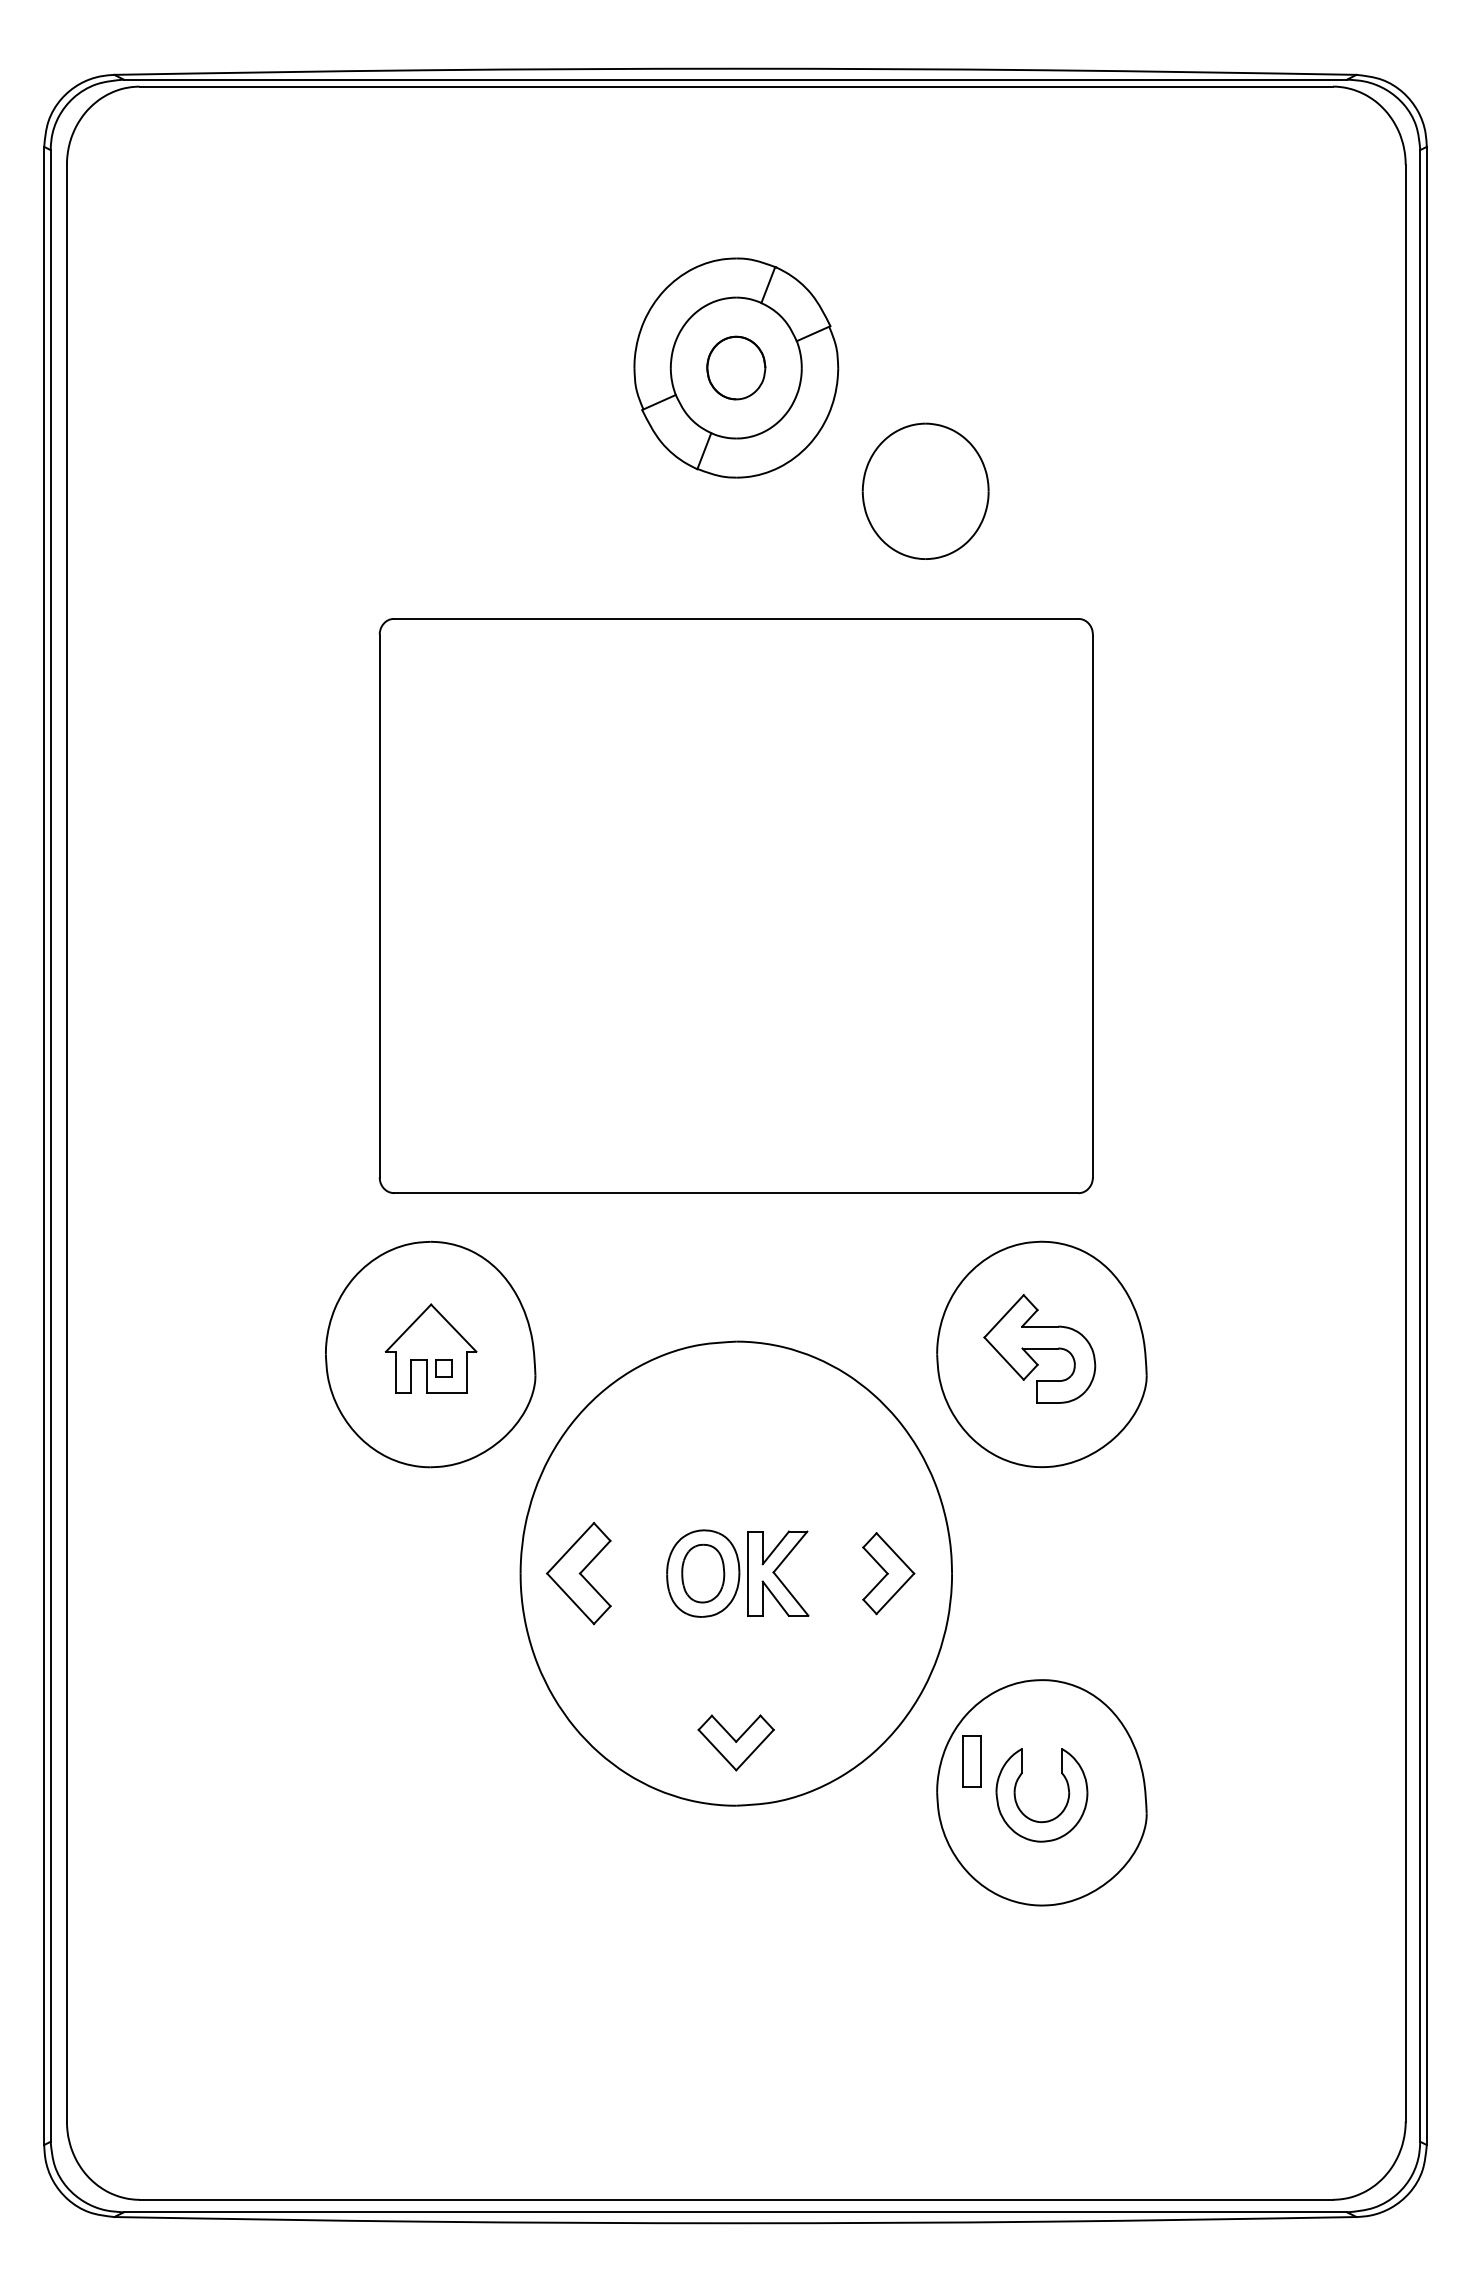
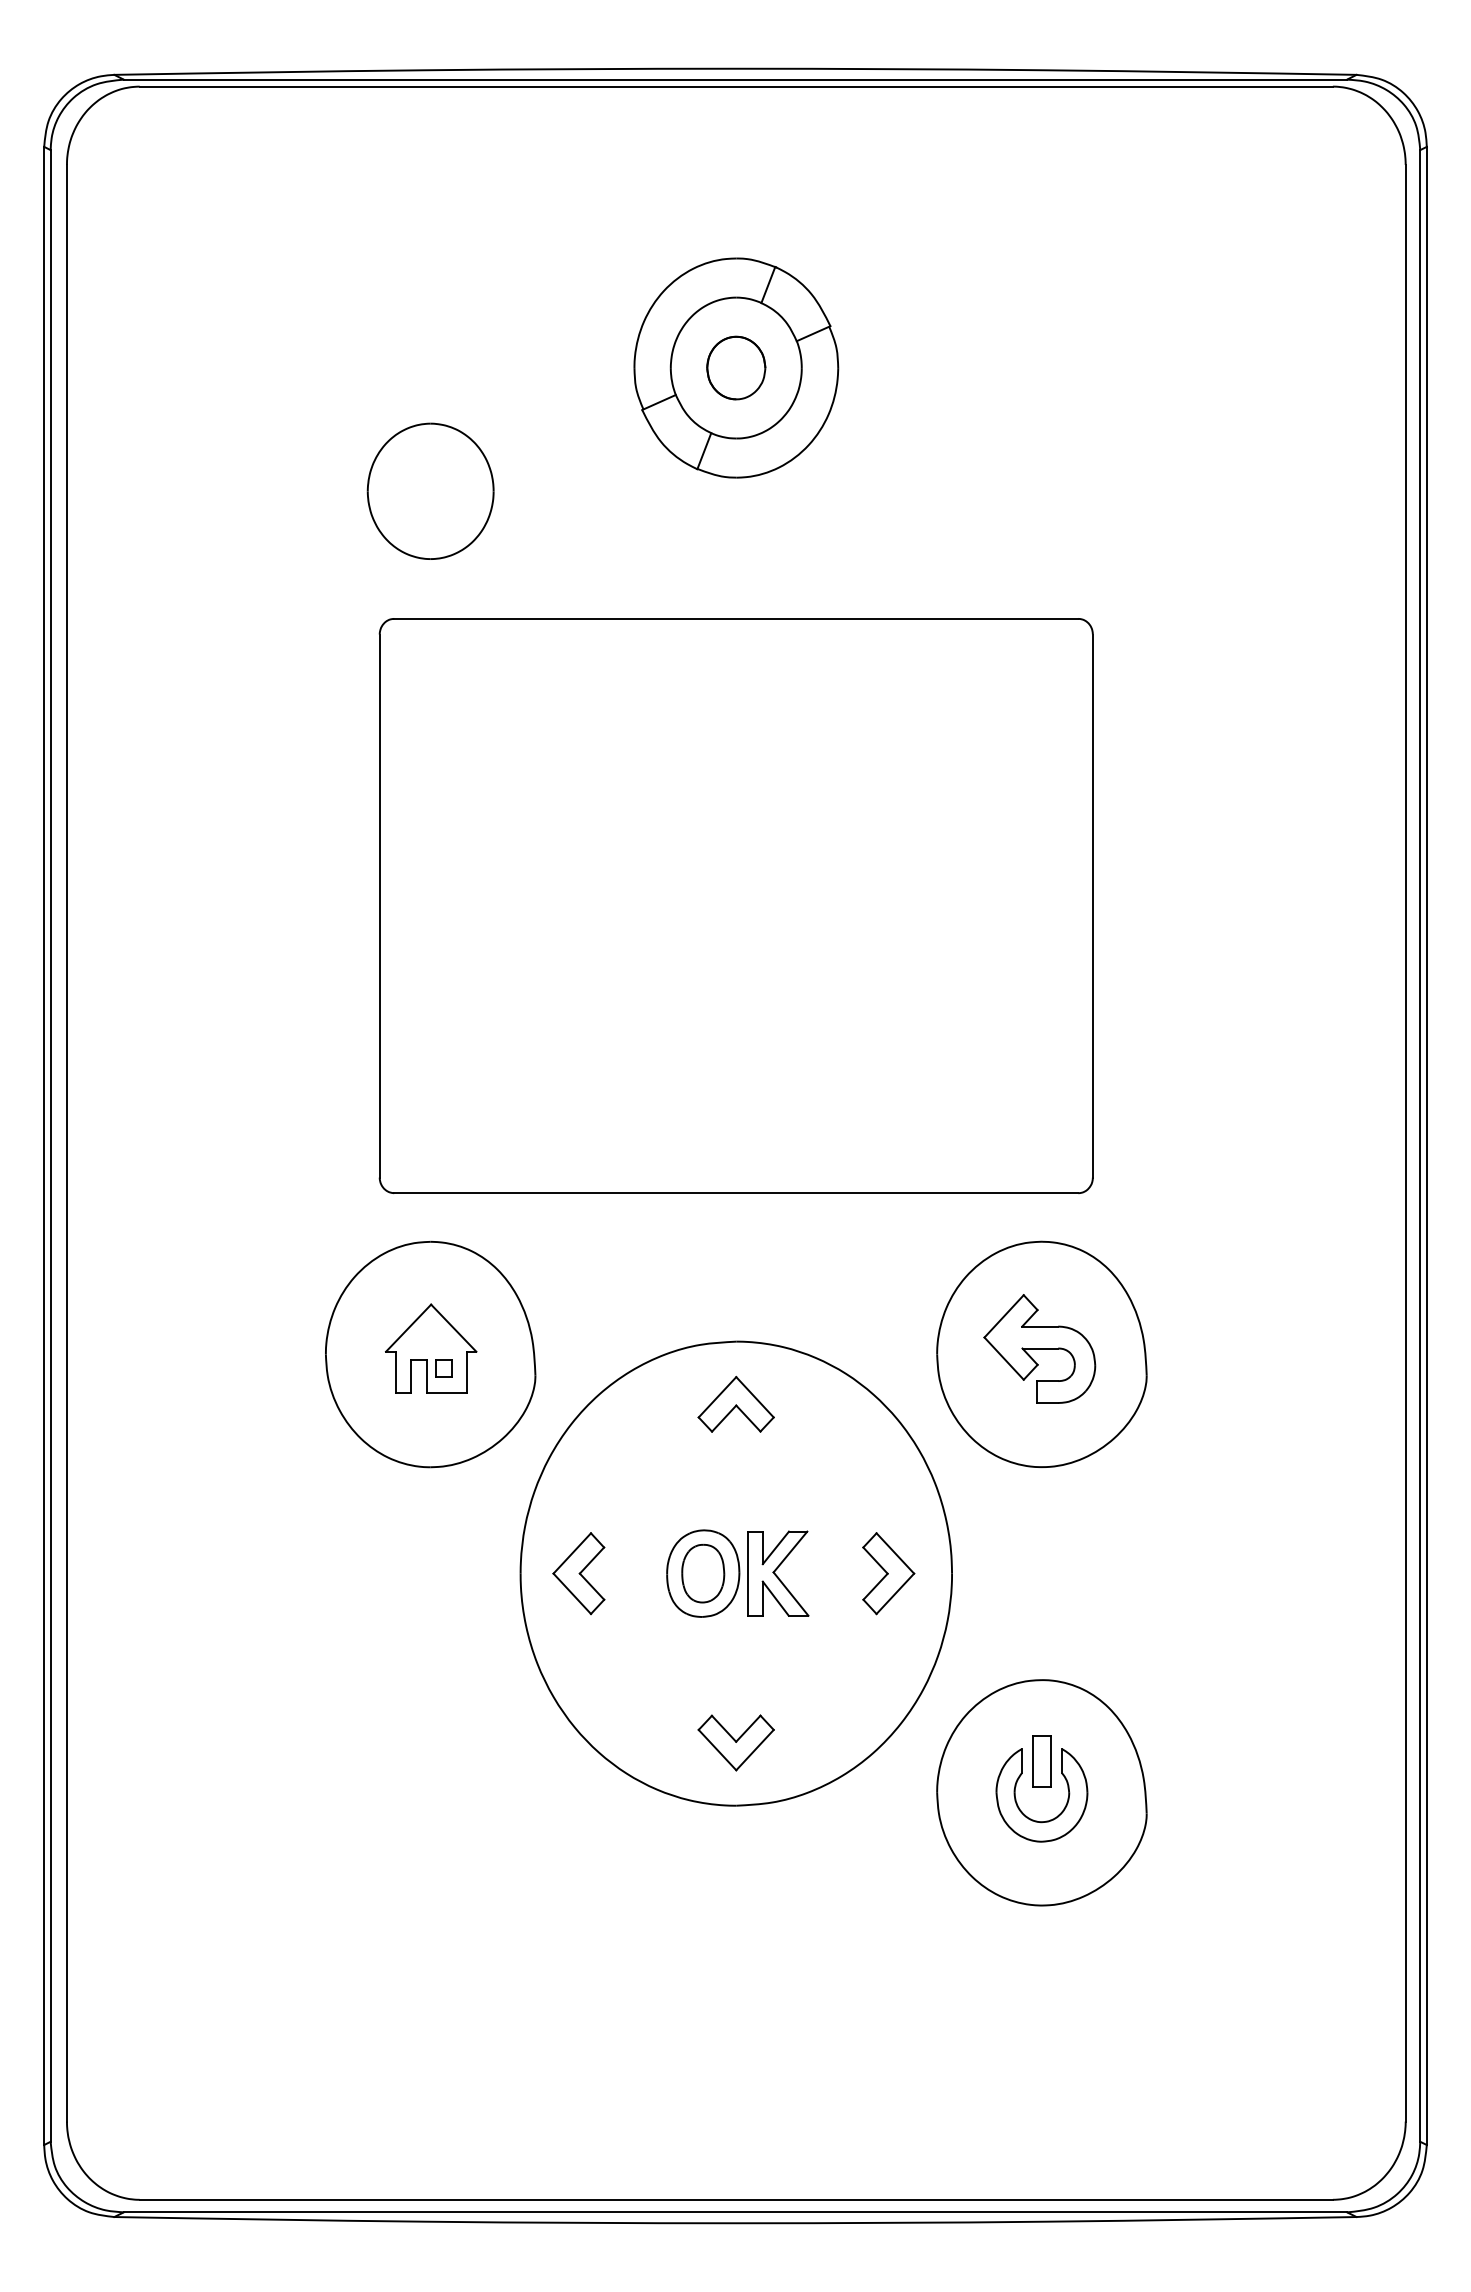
part position: (925, 490) -> (430, 490) (430, 490)
part: none -> present (735, 1403)
part size: 66x104 px -> 54x84 px (578, 1573)
part position: (971, 1761) -> (1041, 1761) (1041, 1761)
